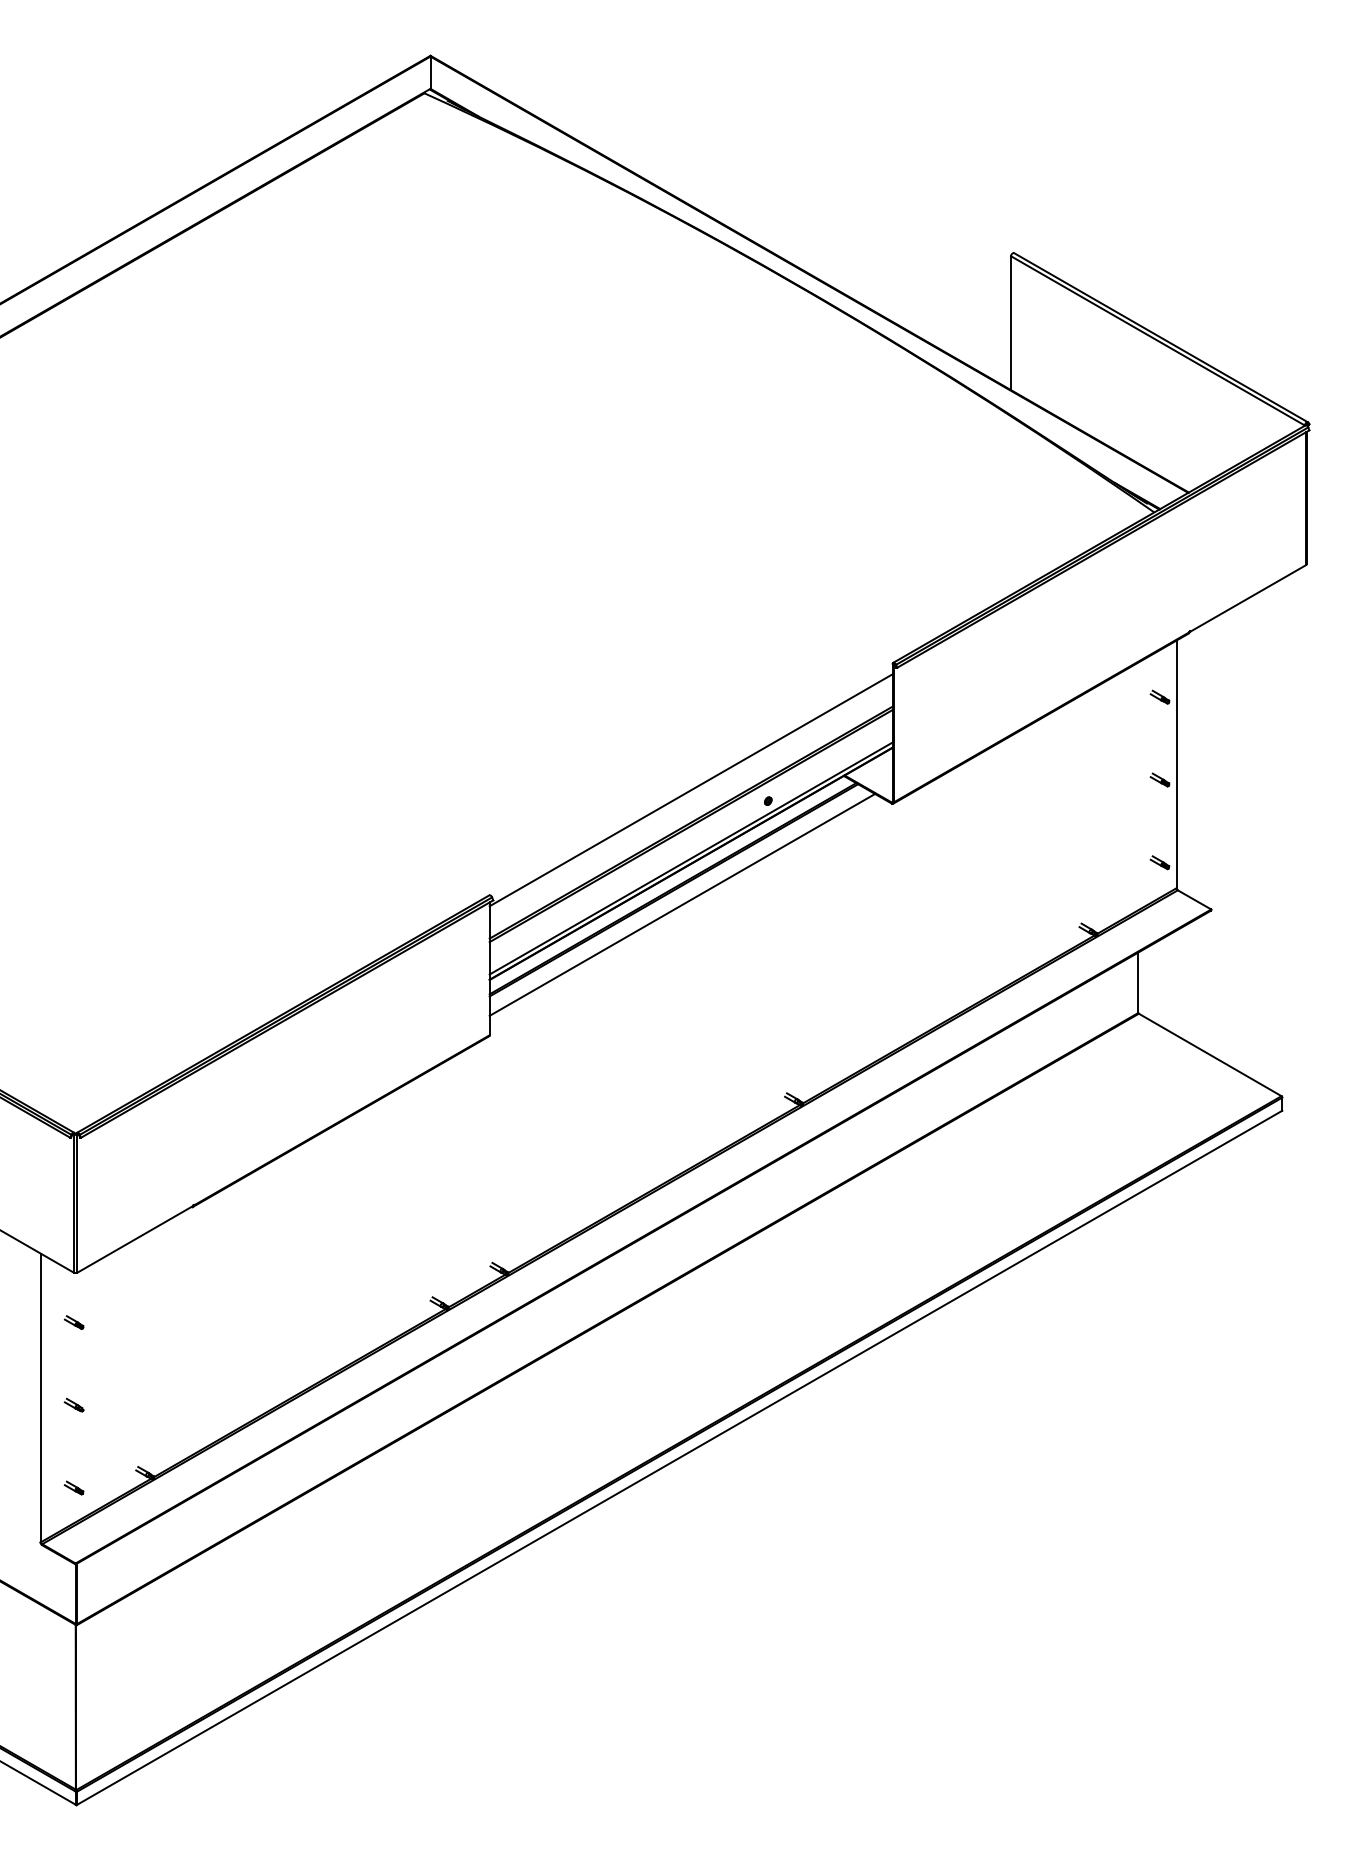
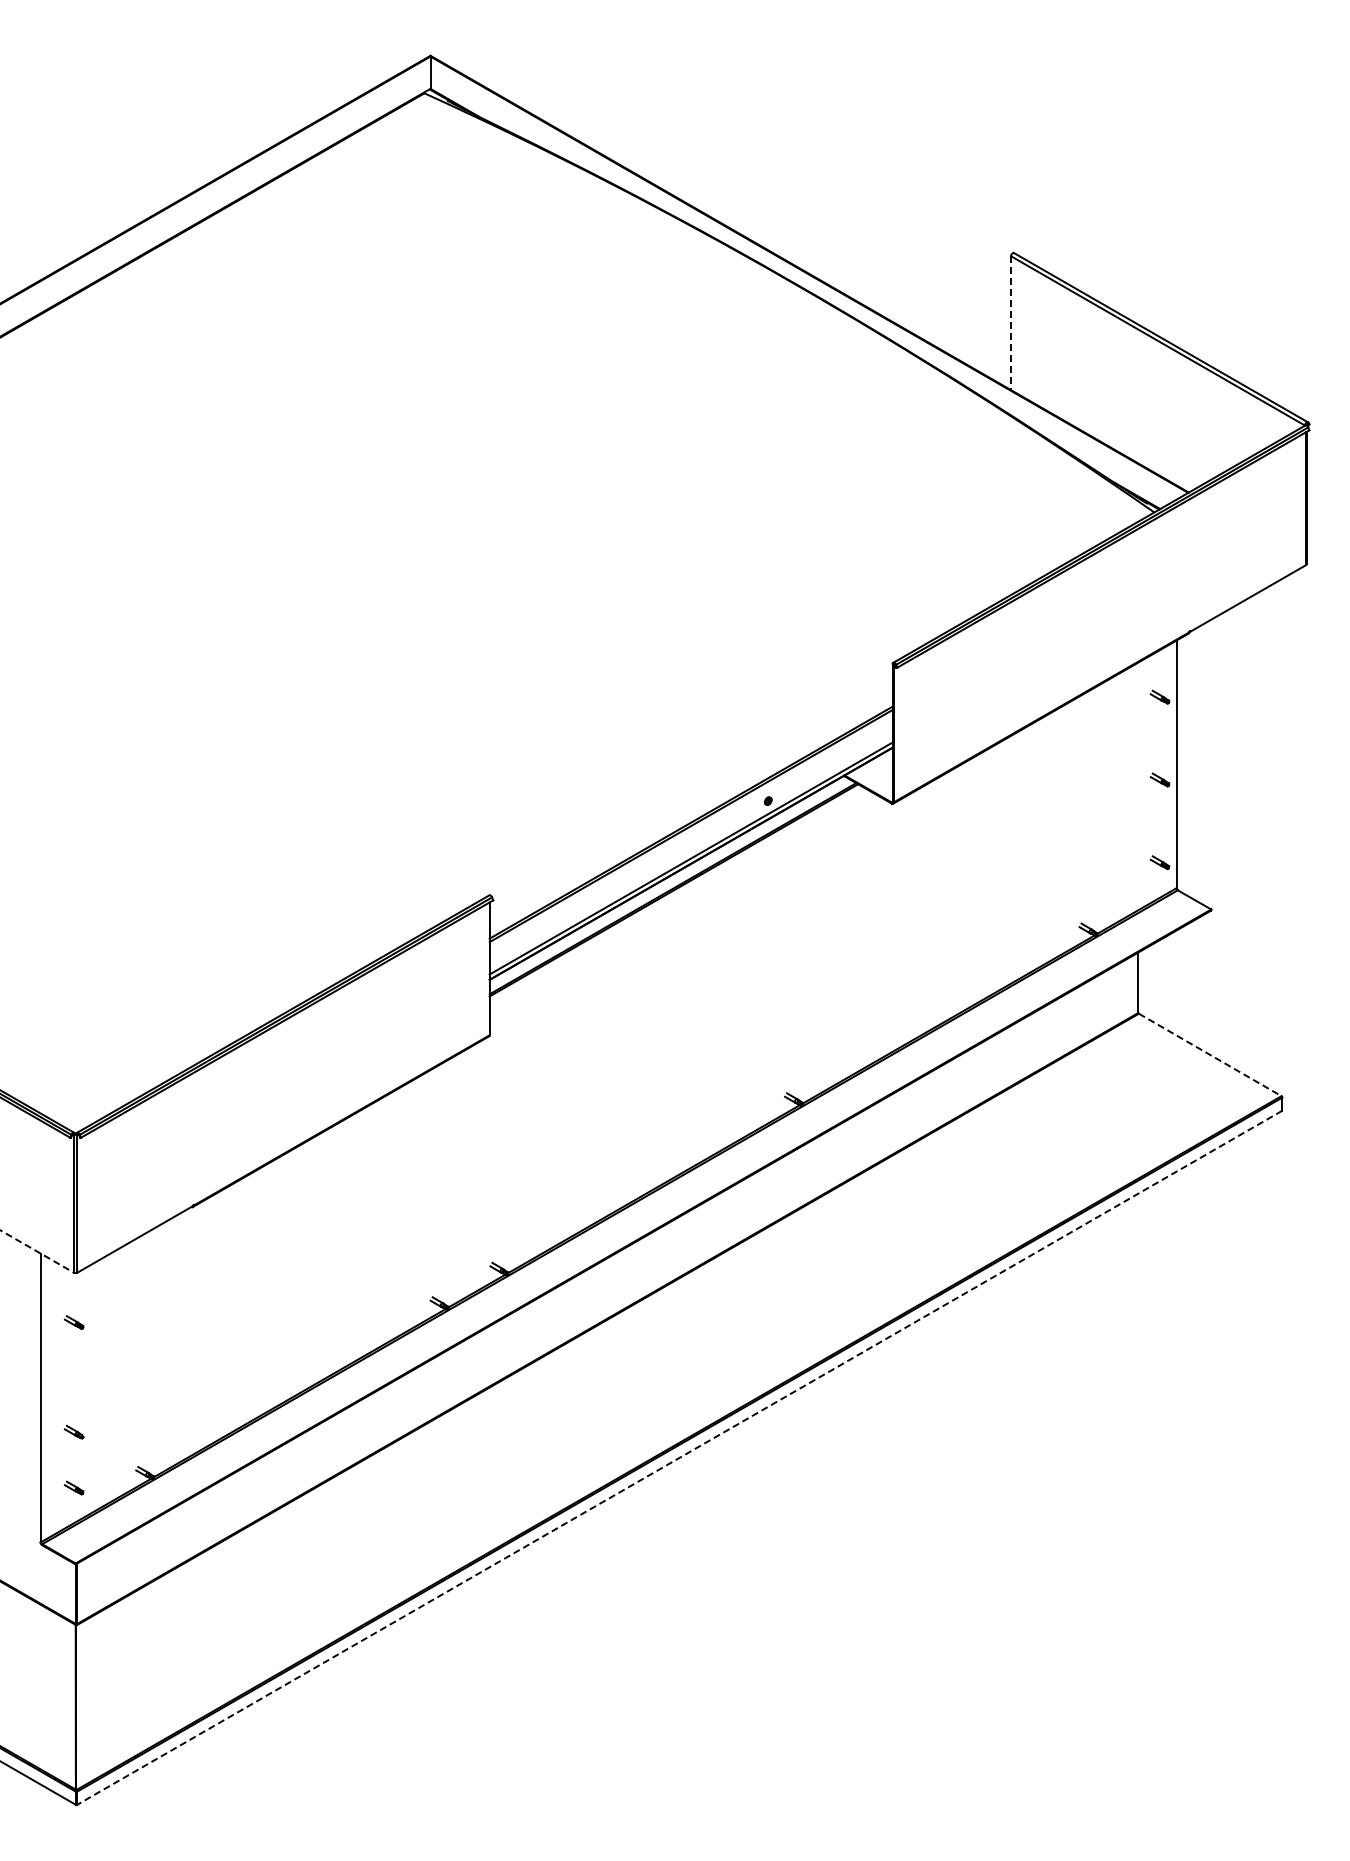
line: solid -> dashed (1011, 323)
line: present -> none (690, 790)
line: present -> none (682, 904)
line: solid -> dashed (1210, 1055)
line: solid -> dashed (37, 1251)
part position: (73, 1404) -> (73, 1431) (73, 1431)
line: solid -> dashed (679, 1457)
